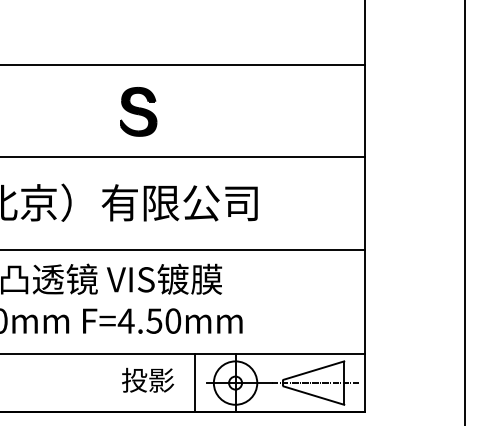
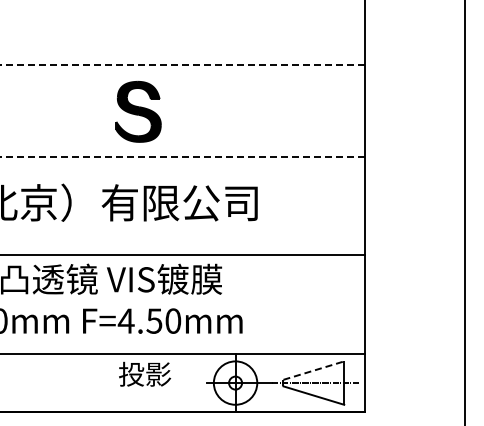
line: solid -> dashed (183, 64)
part size: 38x50 px -> 47x63 px (138, 111)
line: solid -> dashed (183, 157)
line position: (183, 250) -> (183, 255) (183, 255)
line: solid -> dashed (313, 370)
text position: (148, 379) -> (145, 373) (145, 373)
line: present -> none (194, 383)
